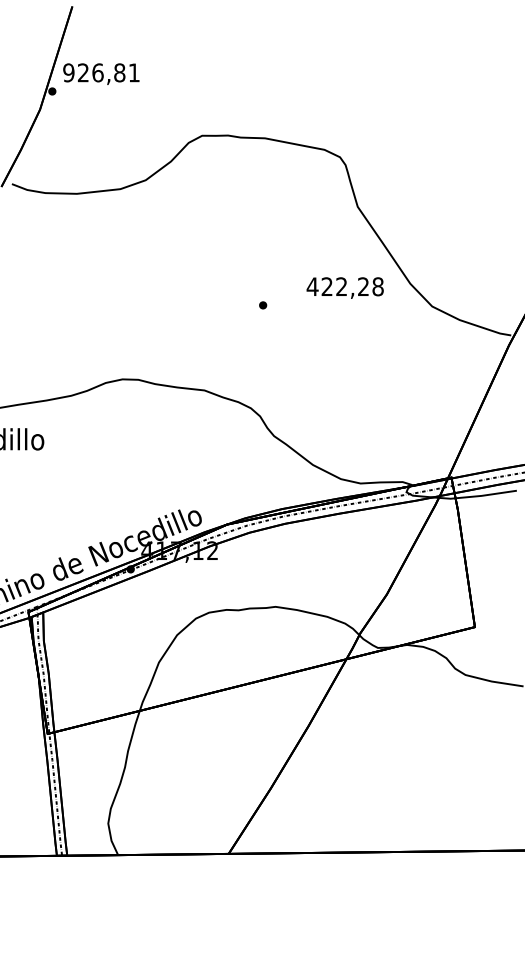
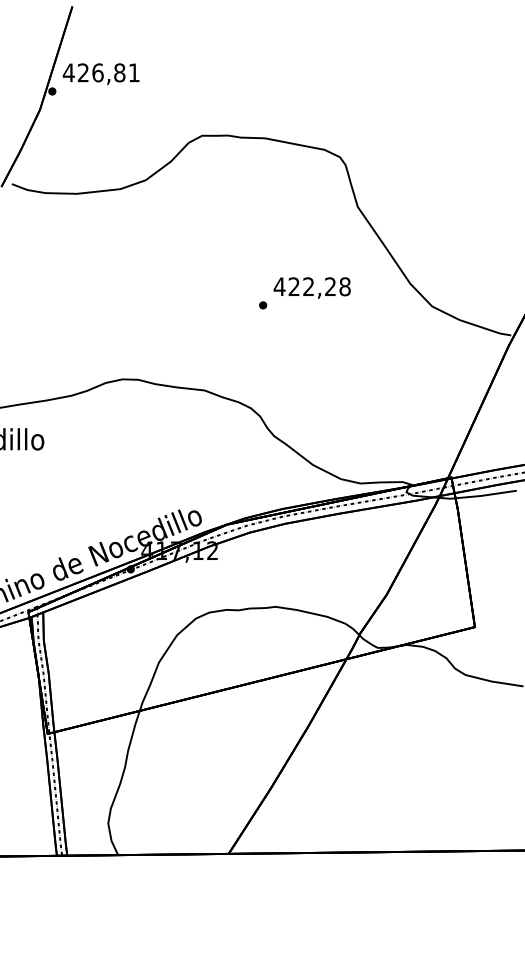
text: 926,81 -> 426,81 (68, 72)
text position: (344, 287) -> (311, 287) (311, 287)
